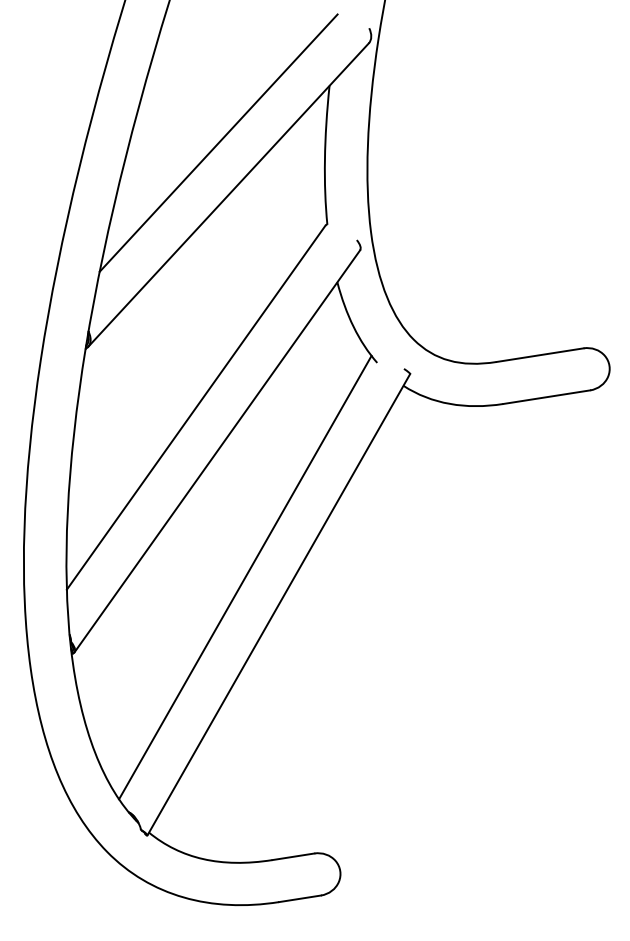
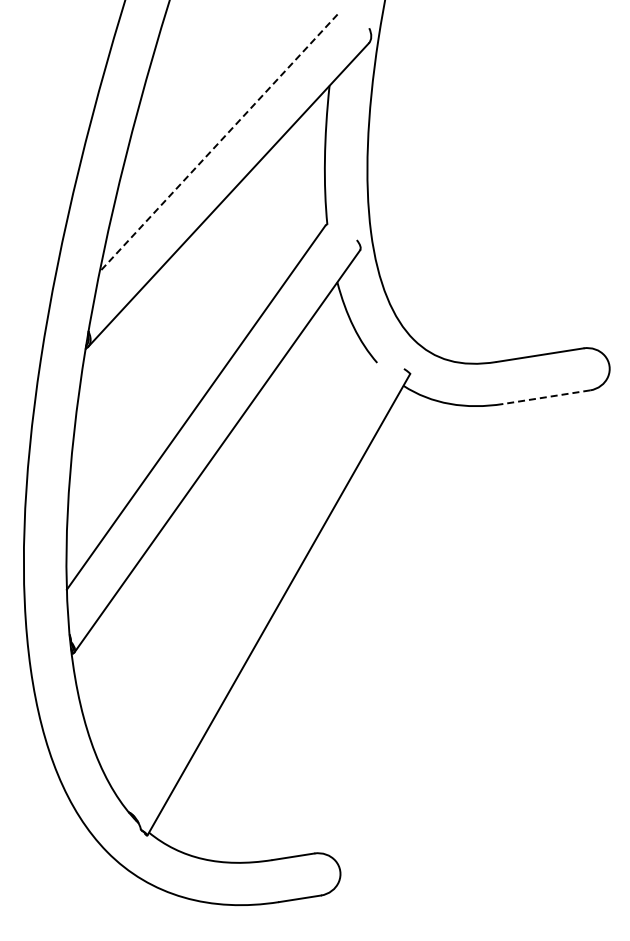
line: solid -> dashed (218, 143)
line: solid -> dashed (546, 397)
line: present -> none (245, 577)
